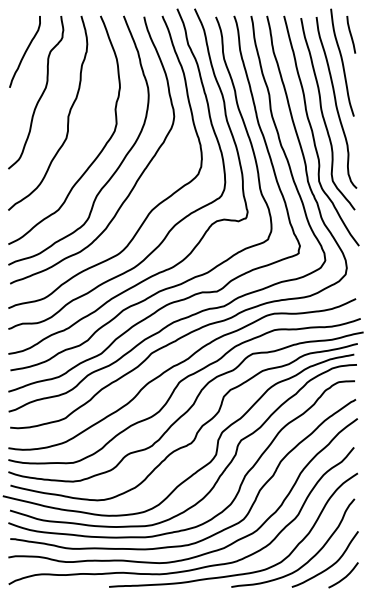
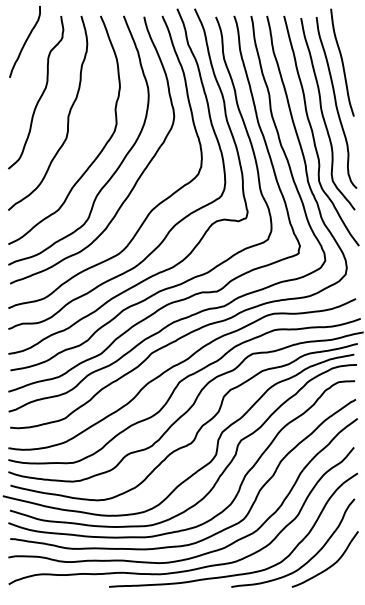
line: present -> none (351, 34)
curve position: (24, 51) -> (24, 41) (24, 41)
curve: present -> none (344, 576)
